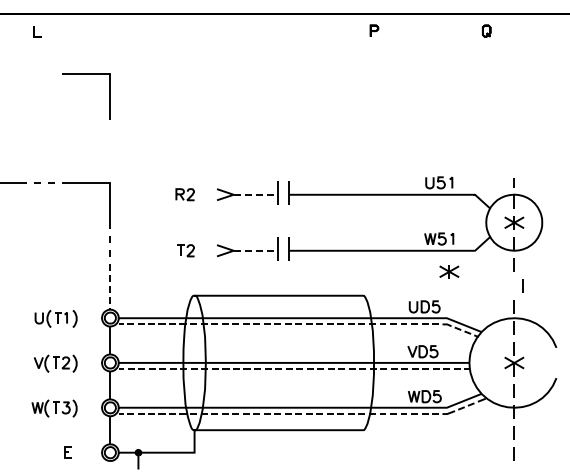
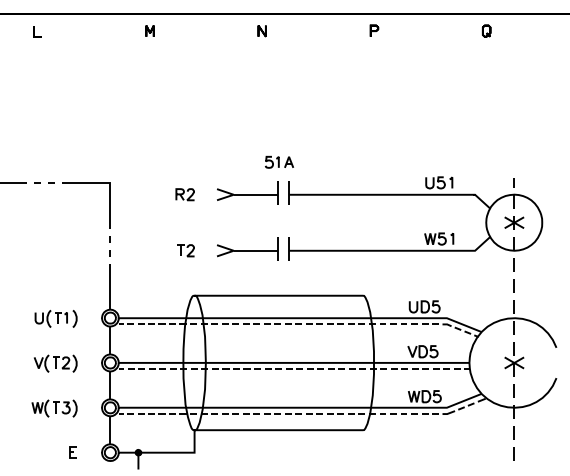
part: none -> present (149, 30)
part: none -> present (261, 31)
line: present -> none (86, 74)
part: none -> present (279, 161)
line: dashed -> solid (256, 194)
line: dashed -> solid (256, 250)
part: present -> none (449, 271)
line position: (522, 285) -> (513, 285) (513, 285)
line: dashed -> solid (110, 286)
part position: (67, 452) -> (72, 452) (72, 452)
